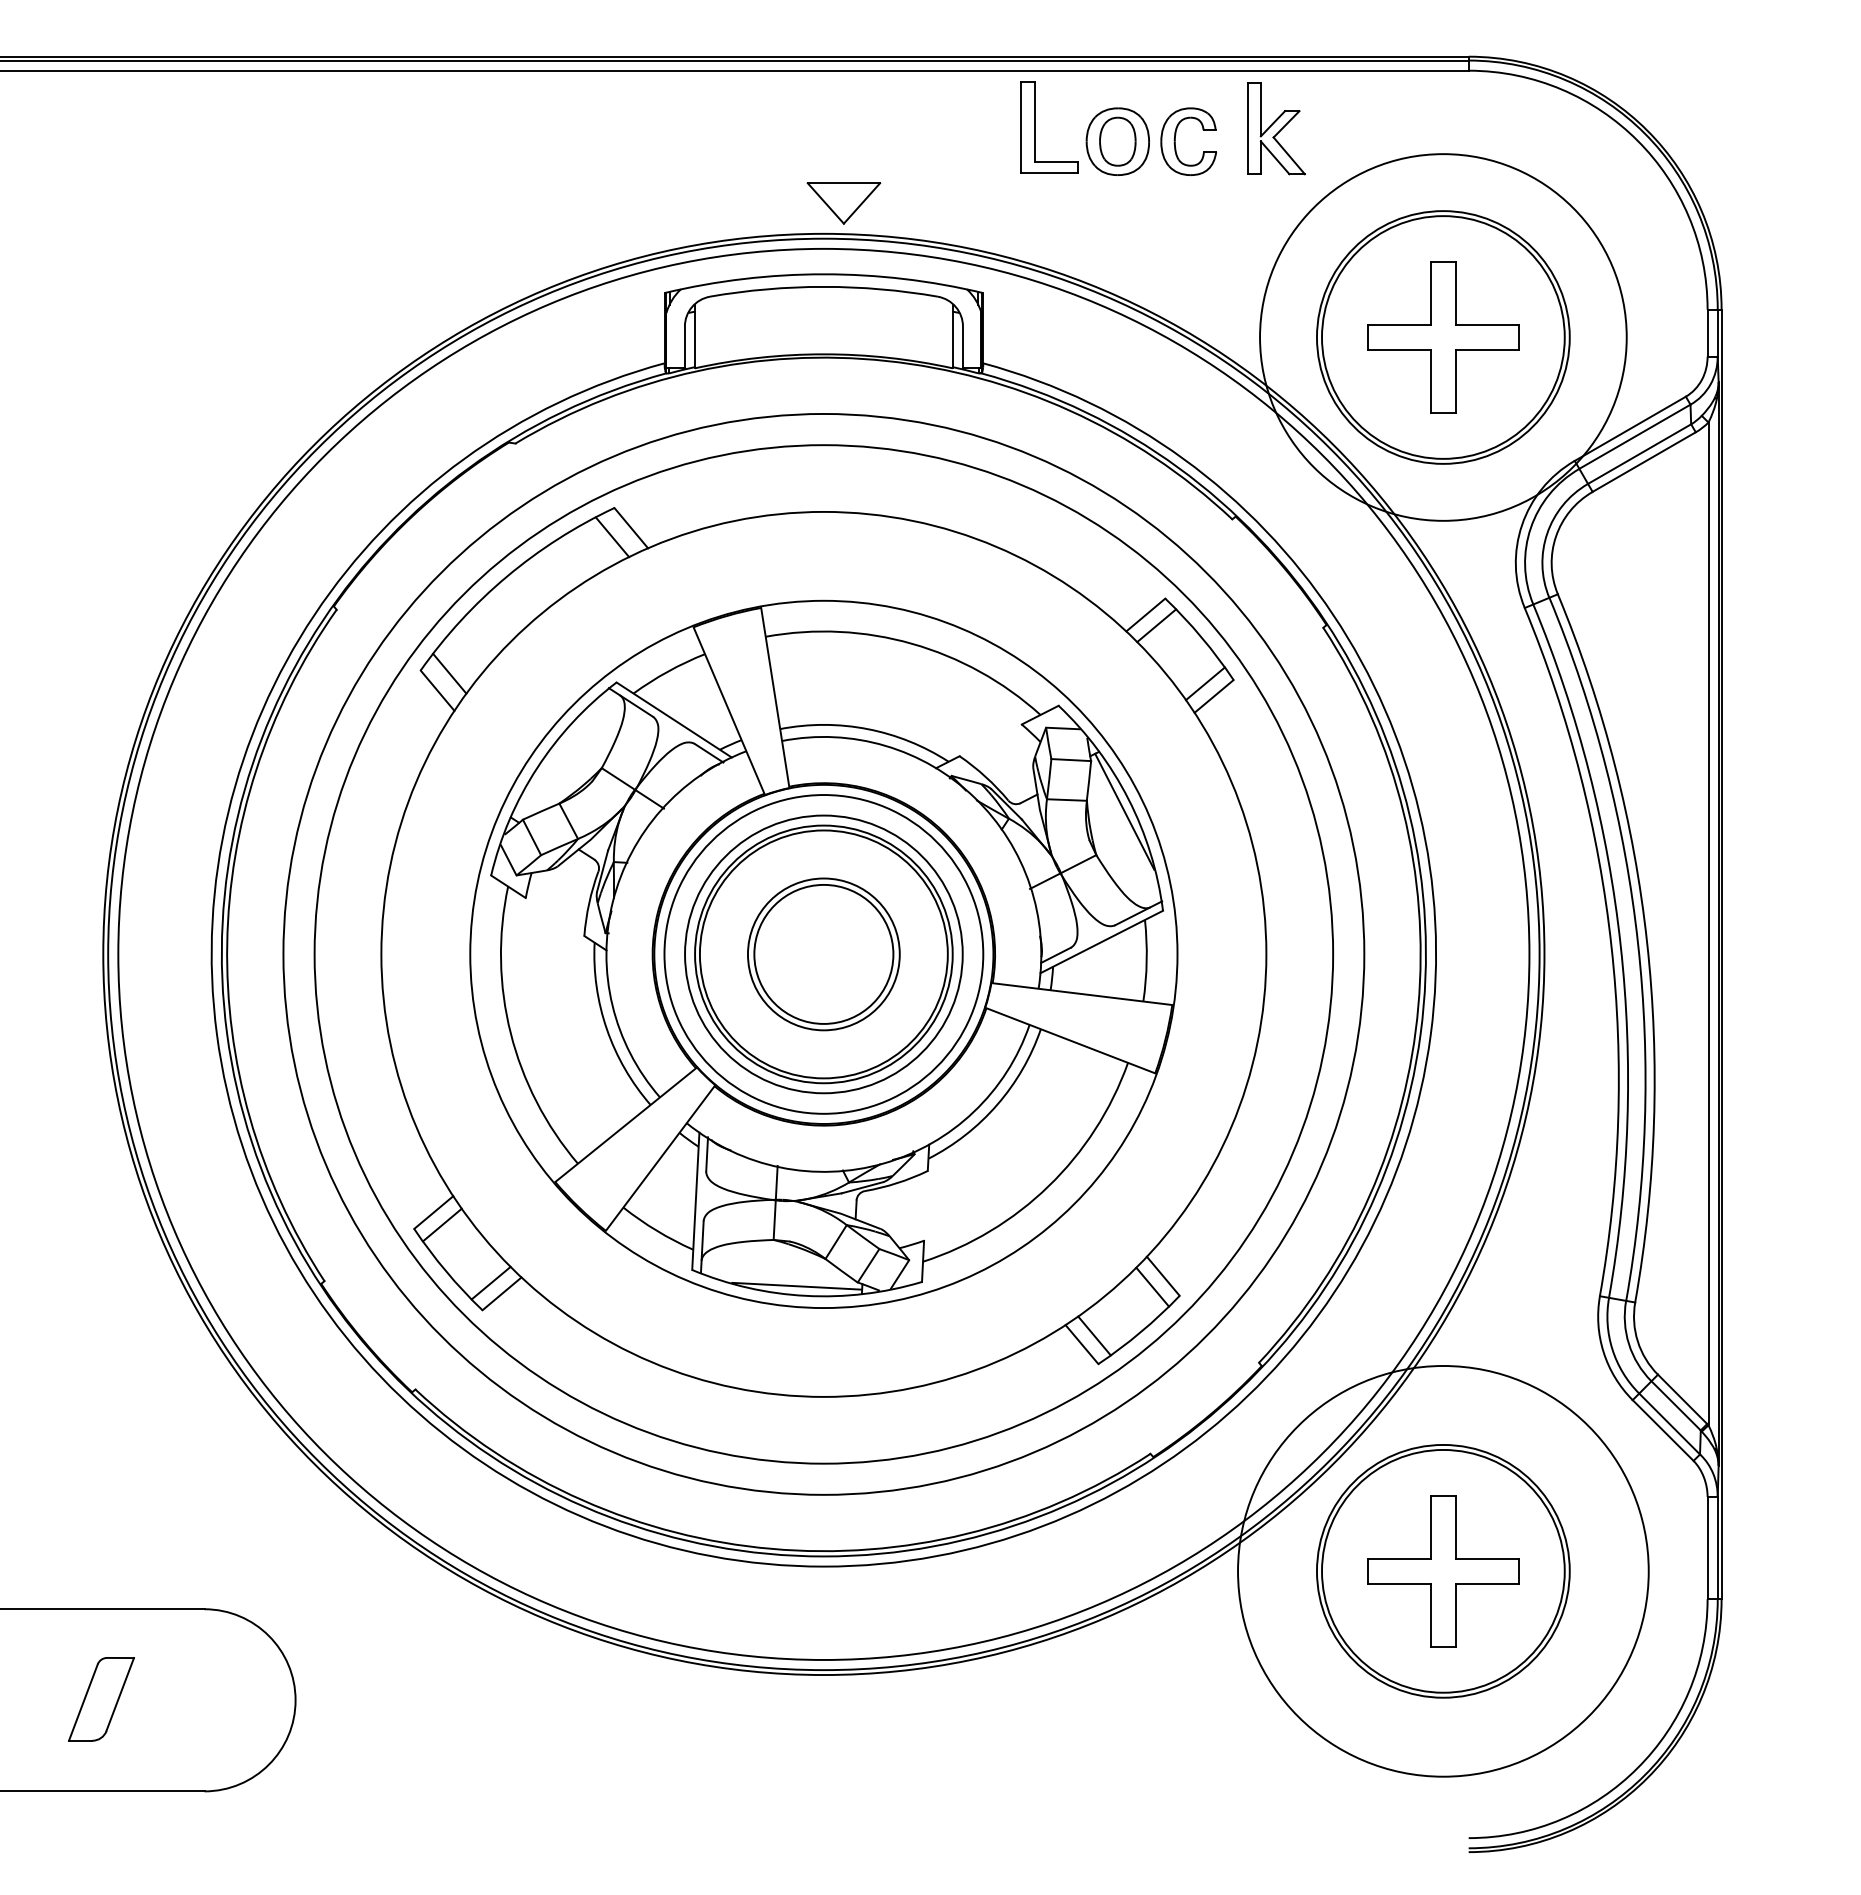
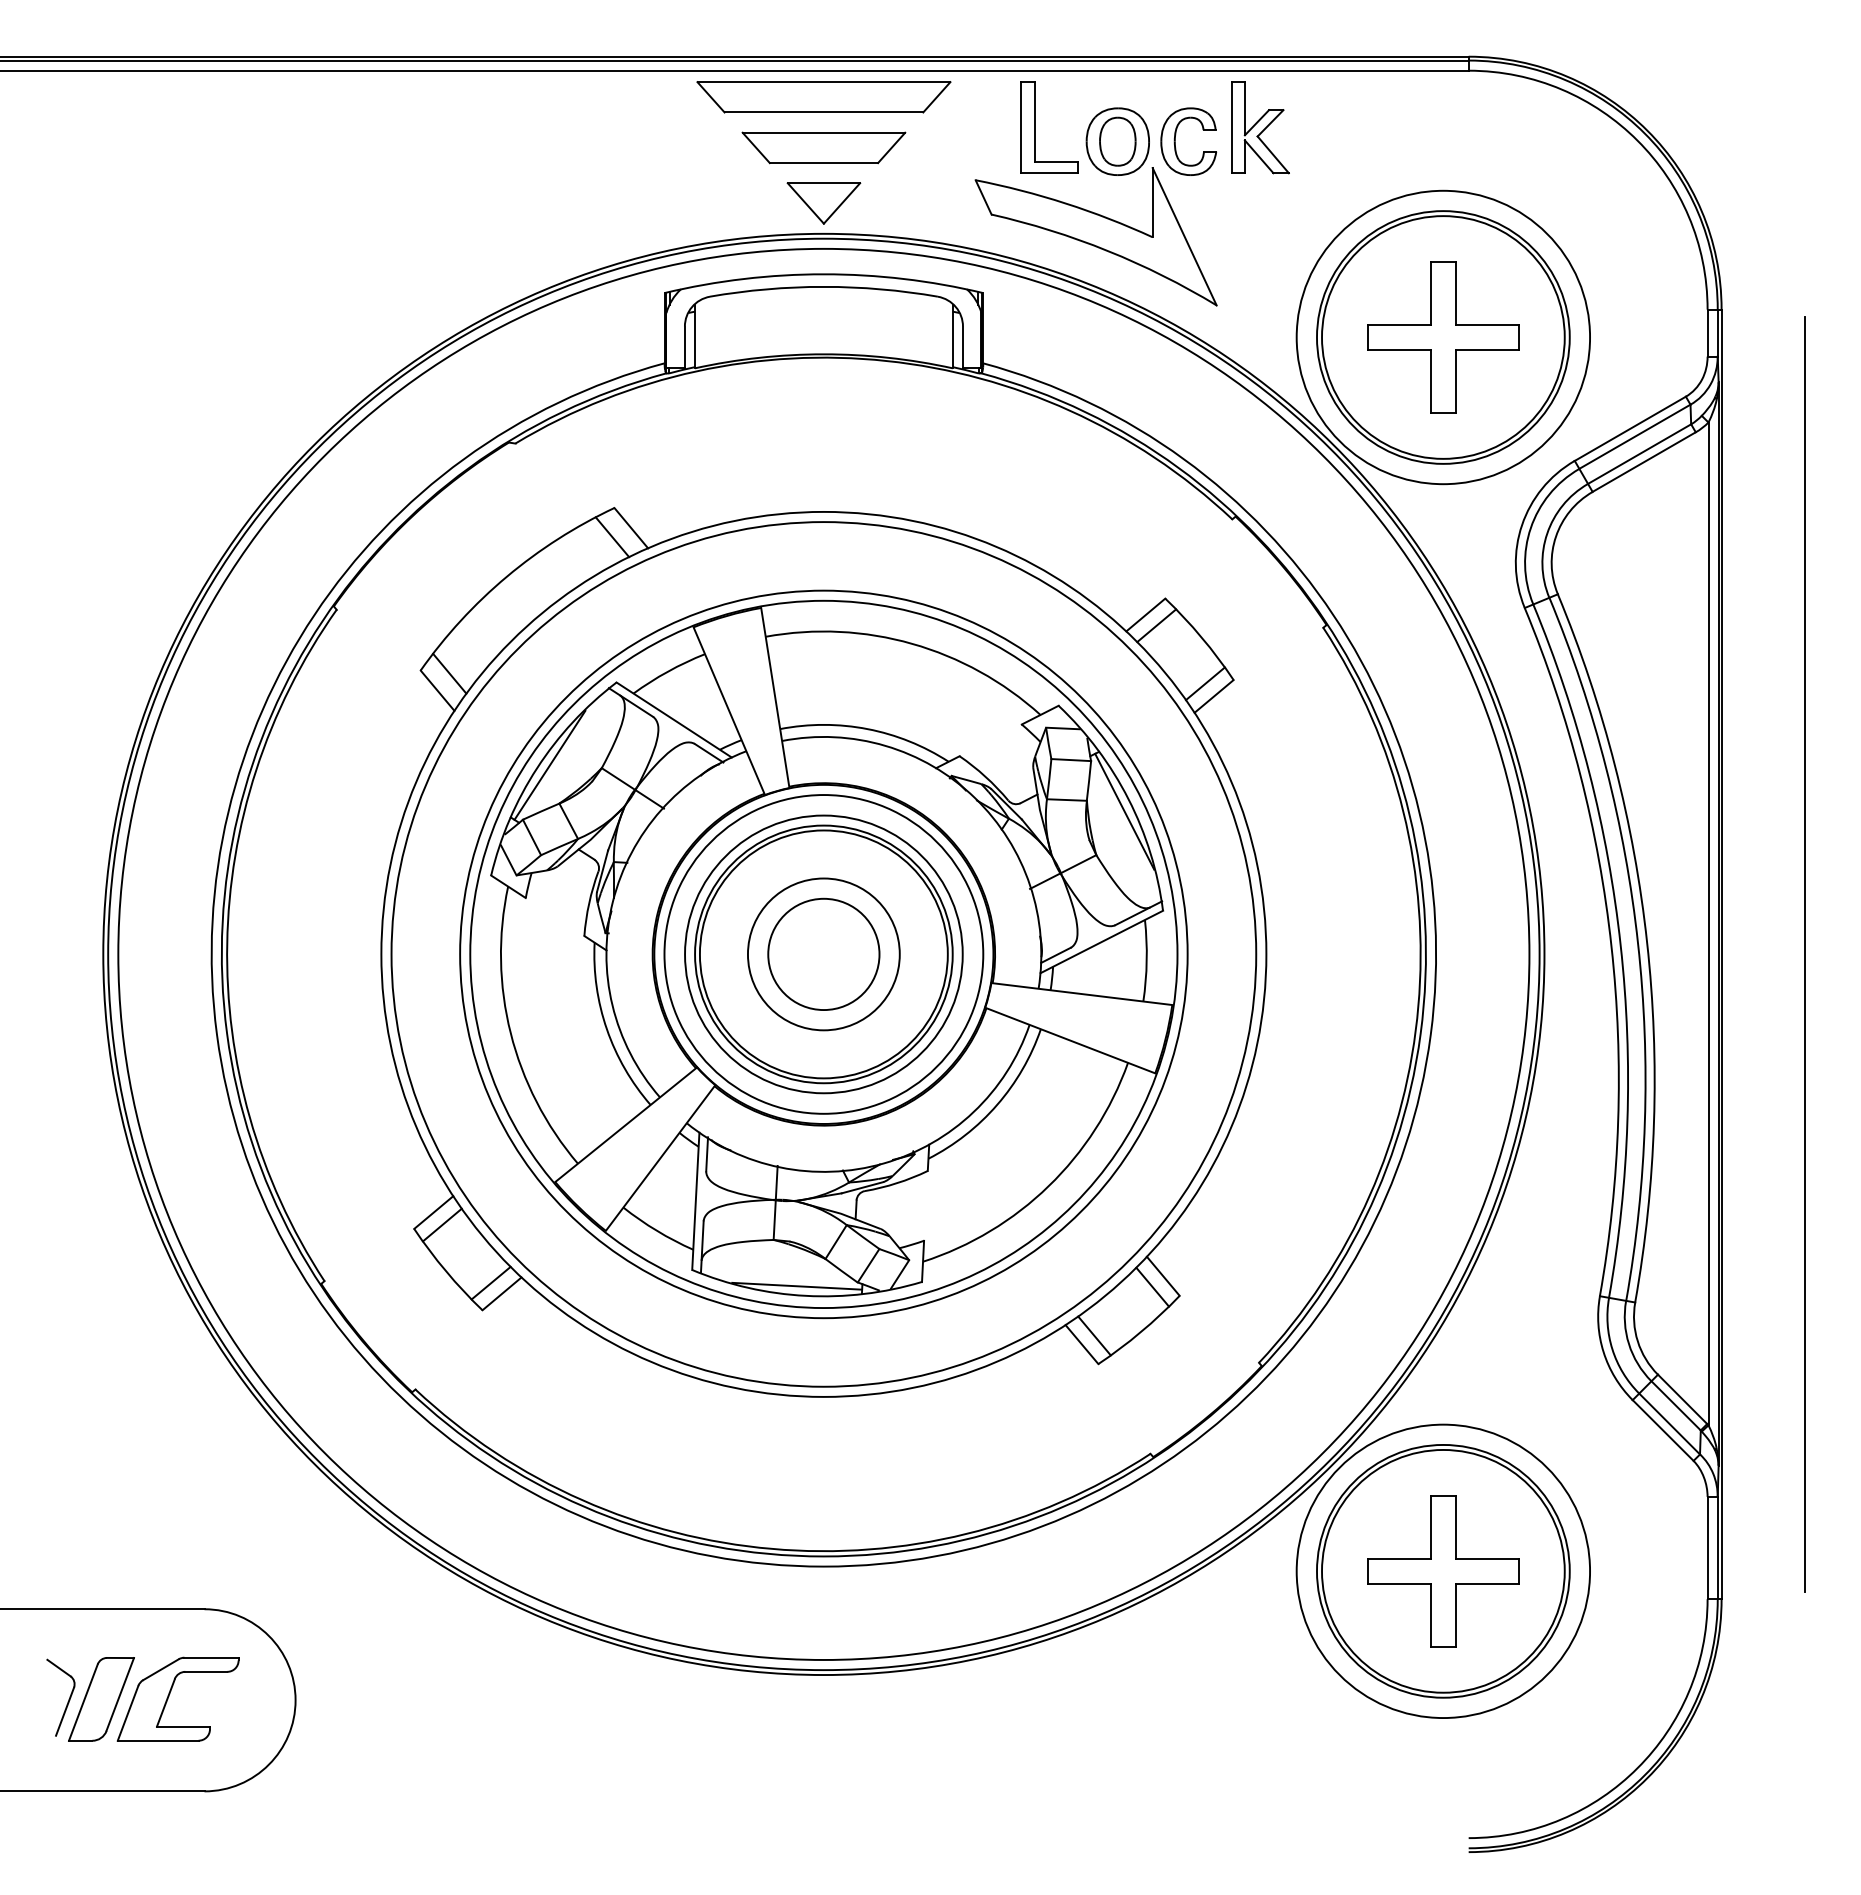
part: none -> present (823, 97)
part position: (1276, 128) -> (1260, 127) (1260, 127)
part: none -> present (823, 147)
part position: (843, 203) -> (823, 203) (823, 203)
part: none -> present (1095, 236)
circle diameter: 367 px -> 293 px (1443, 337)
line: none -> present (549, 764)
circle diameter: 1081 px -> 865 px (823, 954)
circle diameter: 139 px -> 111 px (823, 954)
circle diameter: 1019 px -> 728 px (823, 954)
line: none -> present (1804, 954)
circle diameter: 411 px -> 293 px (1443, 1571)
part: none -> present (170, 1694)
part: none -> present (67, 1701)
